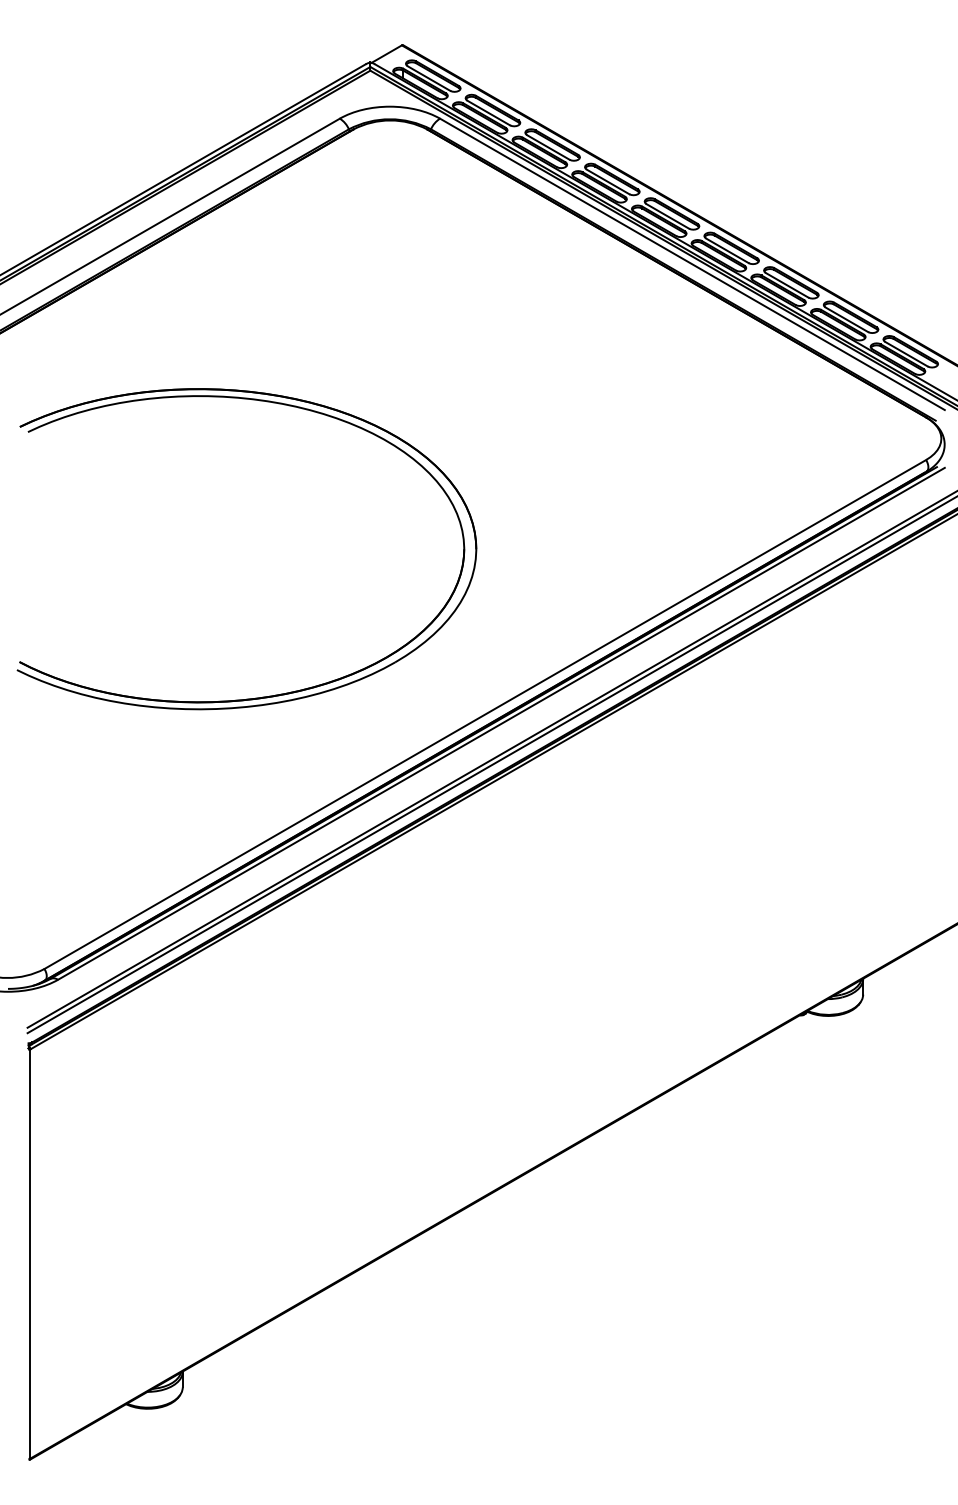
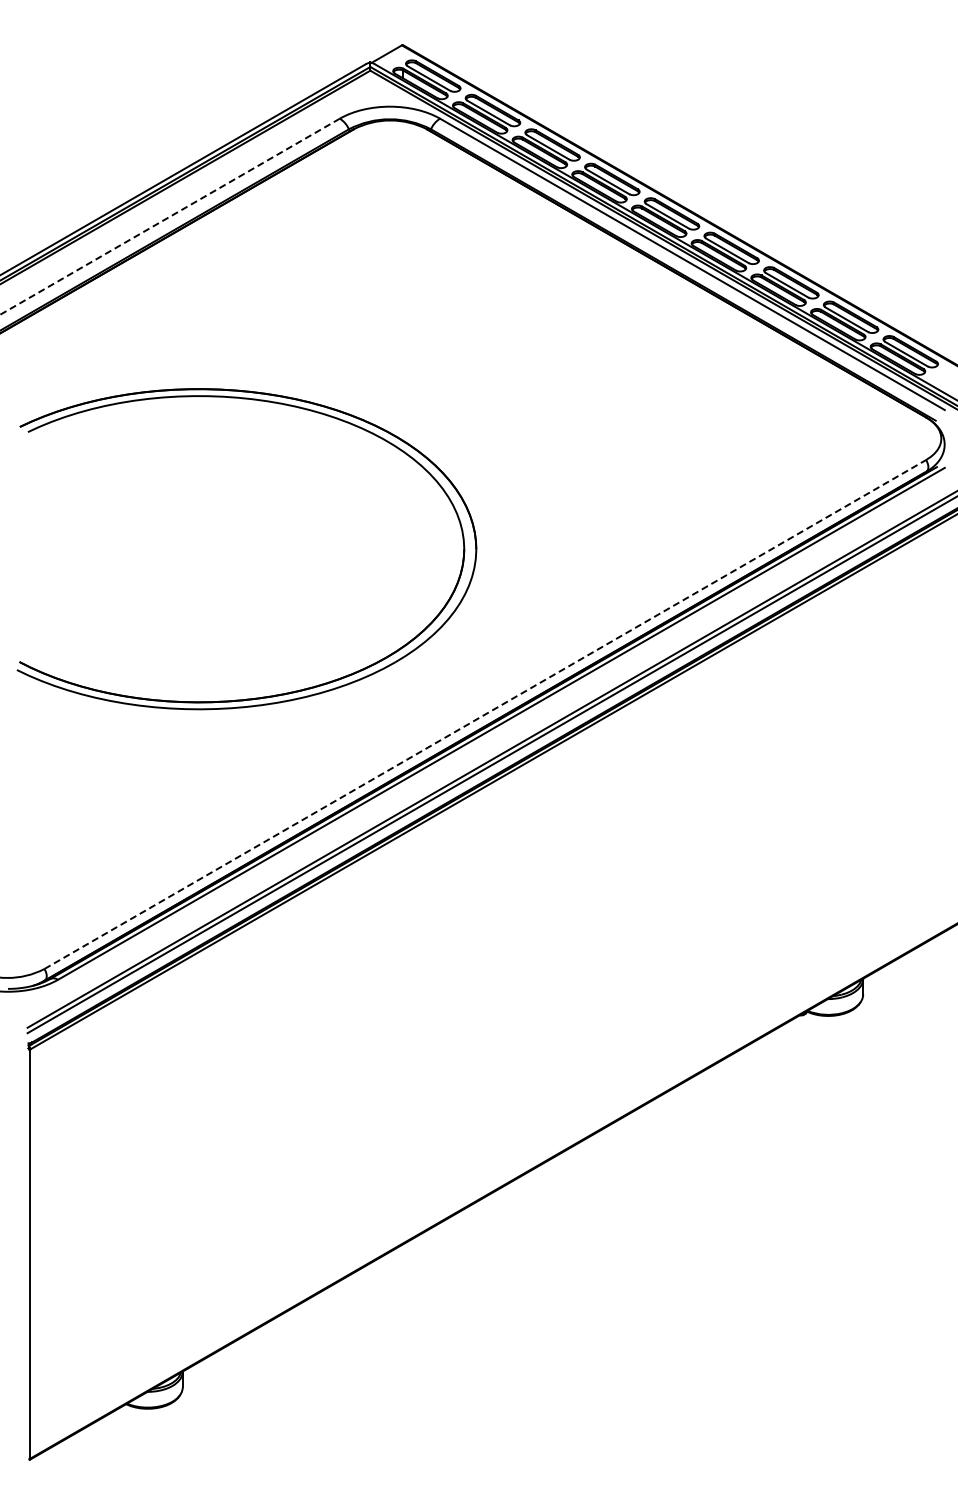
line: solid -> dashed (170, 216)
line: solid -> dashed (485, 714)
